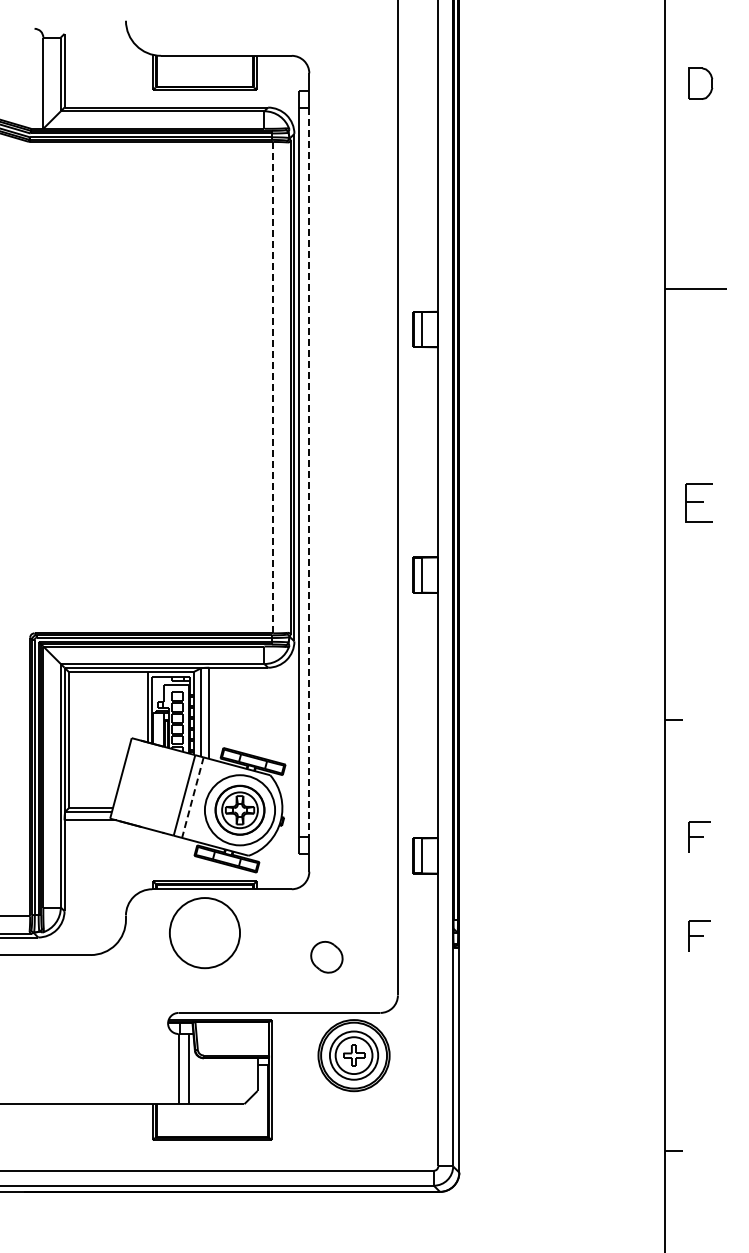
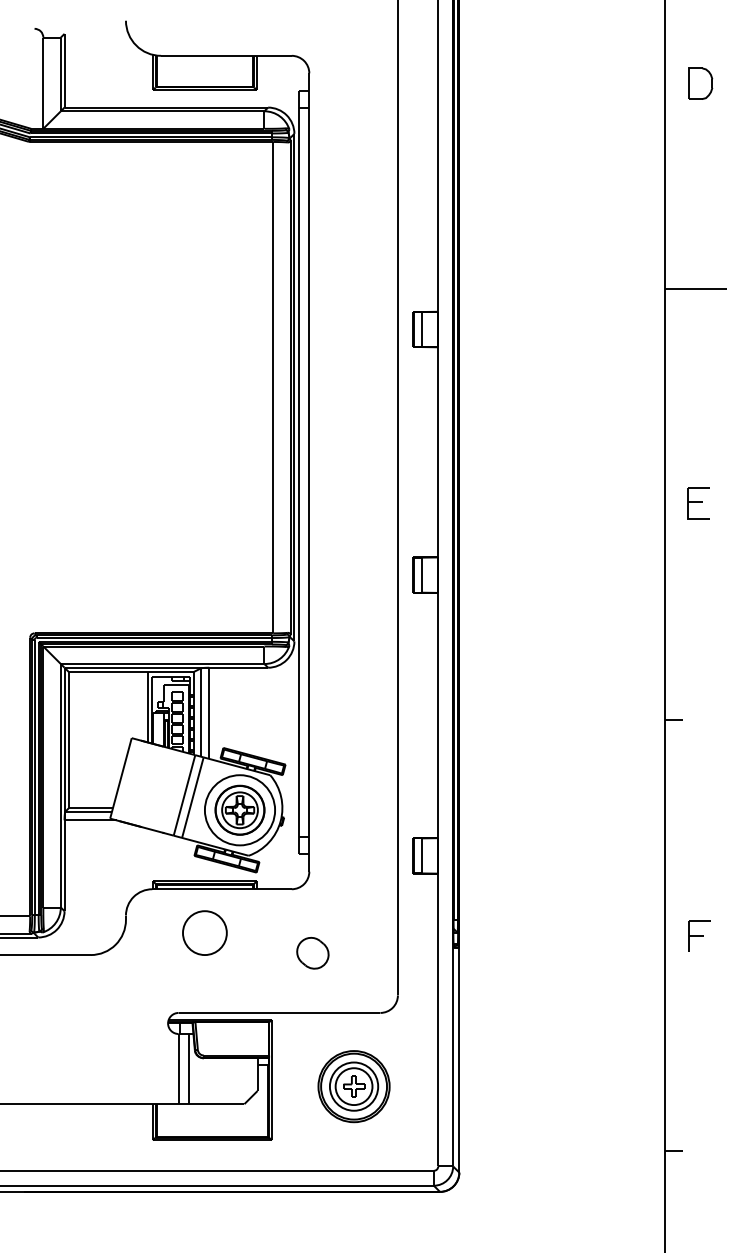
line: dashed -> solid (273, 387)
line: dashed -> solid (309, 473)
part size: 28x40 px -> 23x33 px (698, 503)
line: dashed -> solid (192, 797)
part: present -> none (699, 836)
circle diameter: 70 px -> 44 px (204, 933)
part position: (326, 957) -> (312, 953) (312, 953)
part position: (353, 1055) -> (353, 1086) (353, 1086)
